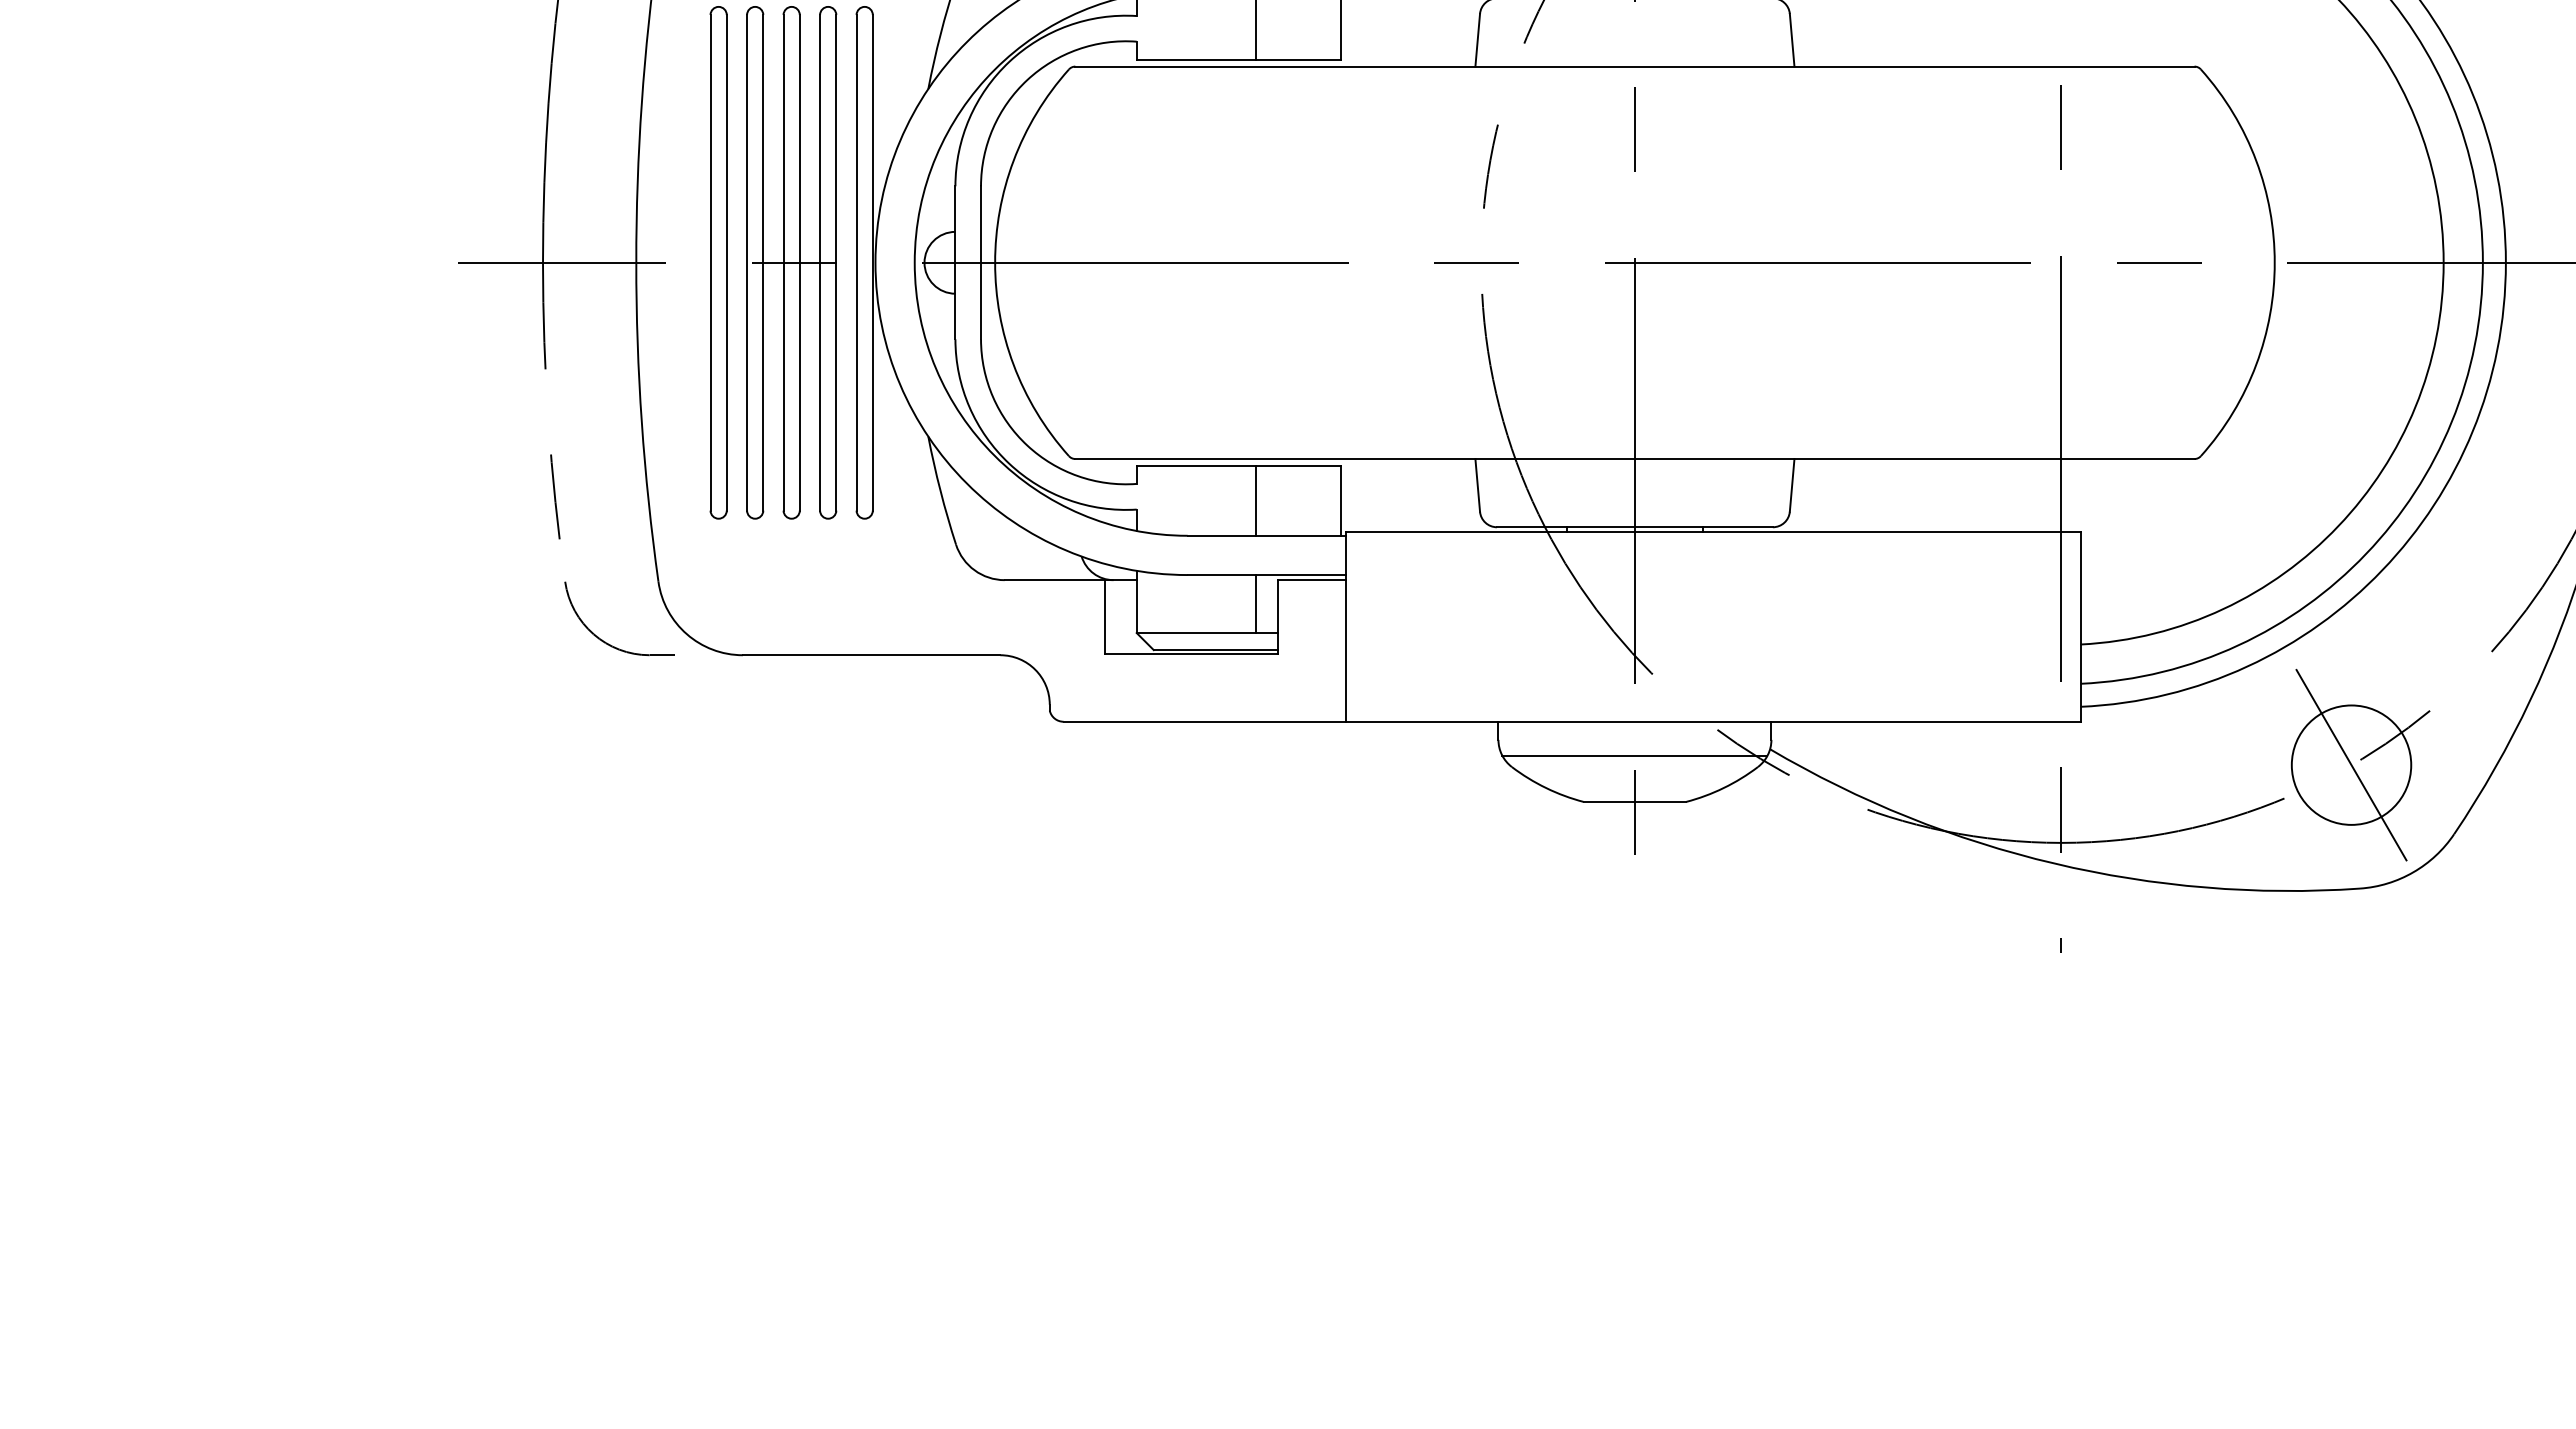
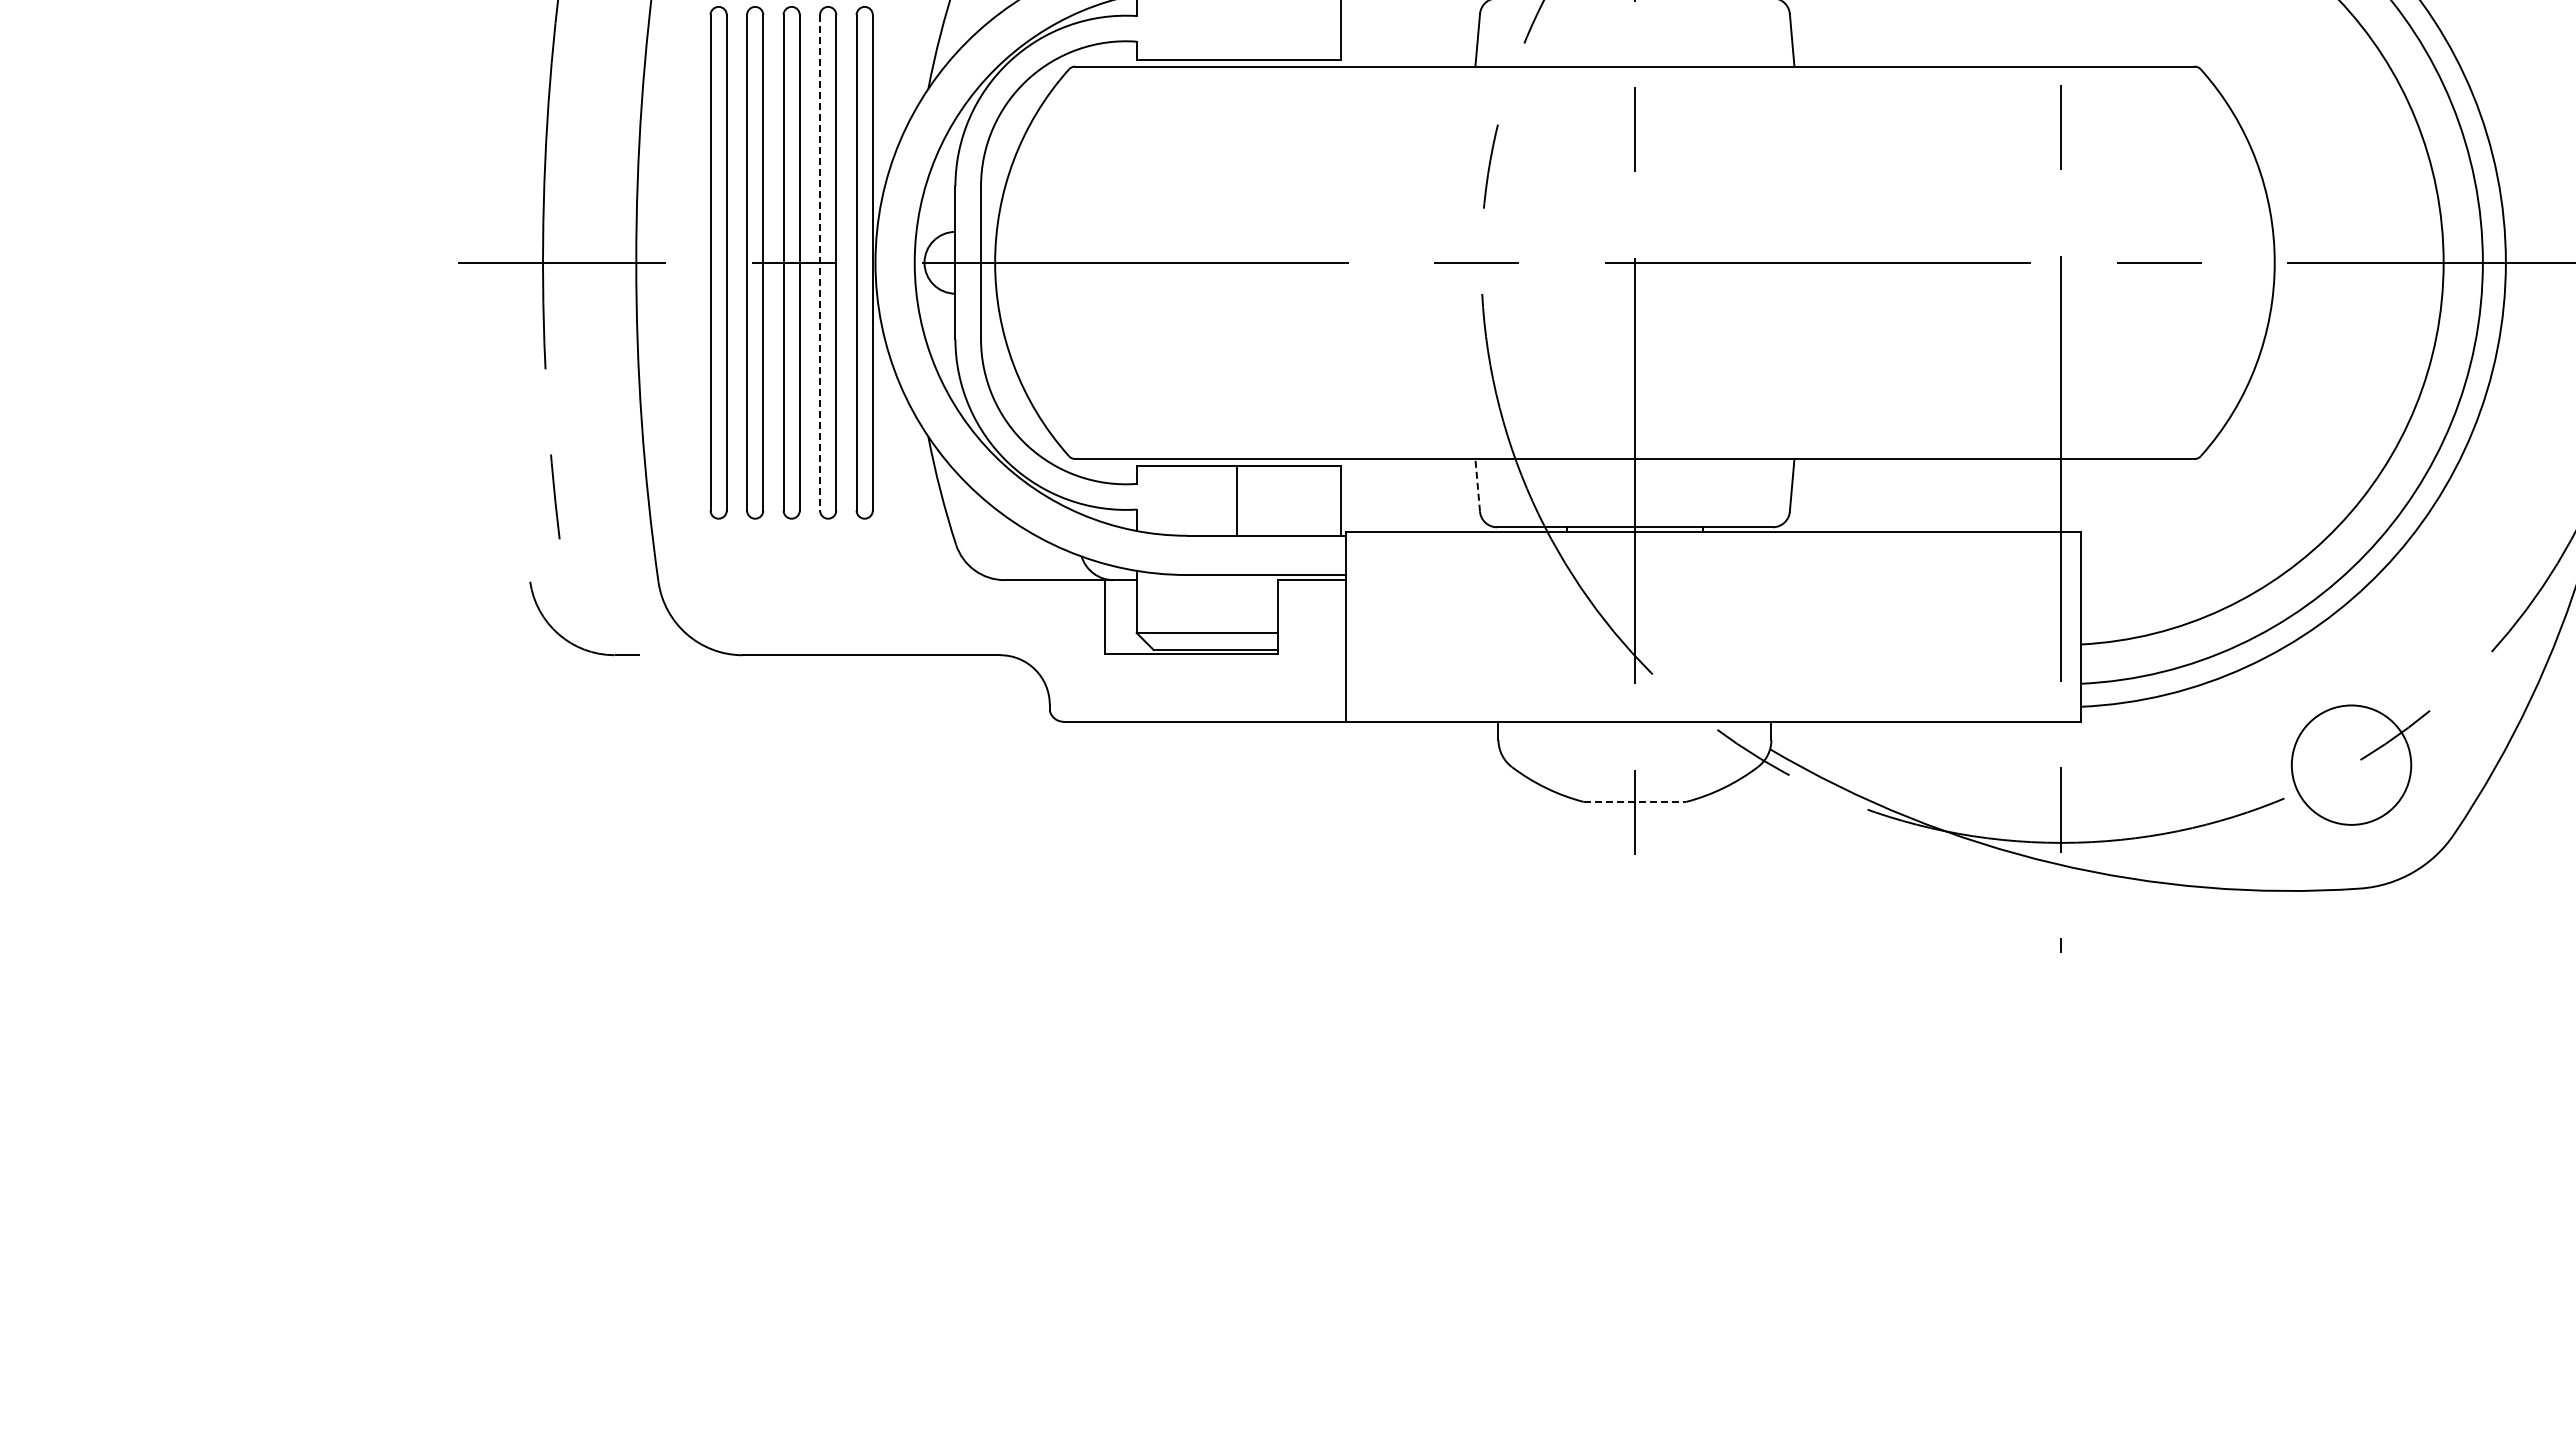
line: present -> none (1256, 31)
line: solid -> dashed (820, 262)
line: solid -> dashed (1477, 484)
line position: (1256, 500) -> (1237, 500) (1237, 500)
line: present -> none (1256, 604)
part position: (607, 642) -> (572, 642) (572, 642)
line: present -> none (1634, 755)
line: present -> none (2351, 765)
line: solid -> dashed (1635, 801)
